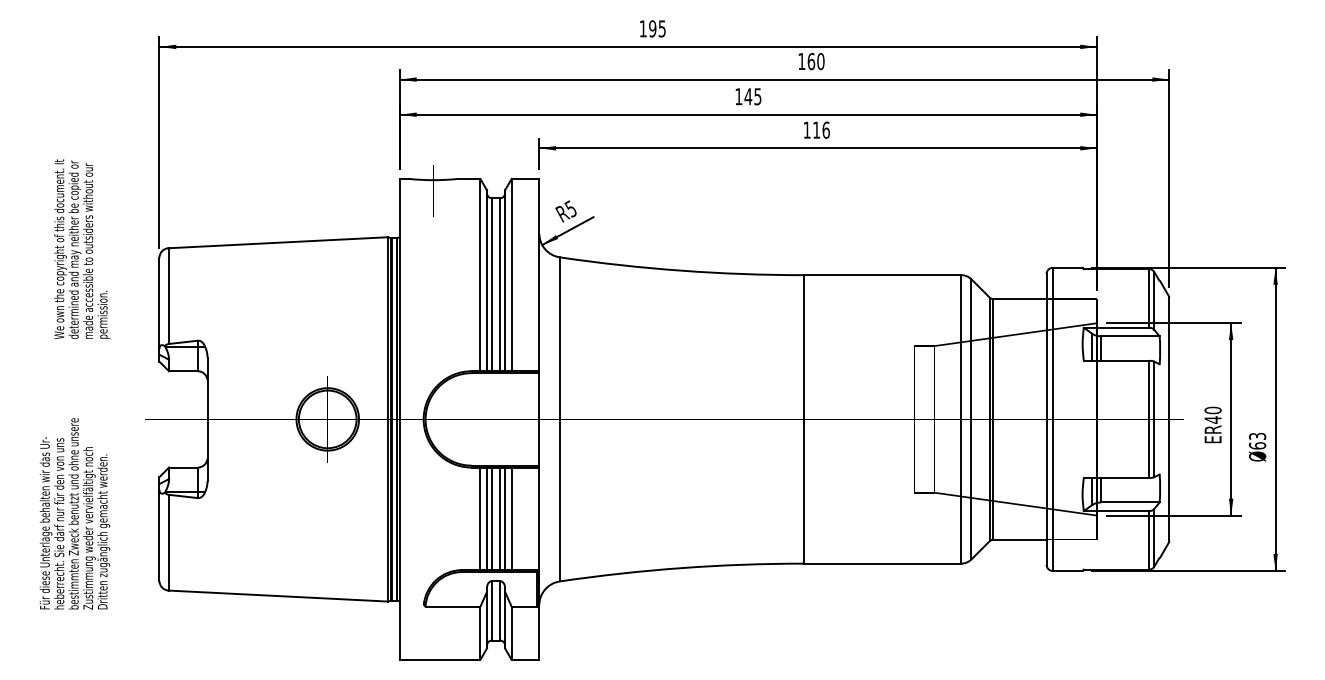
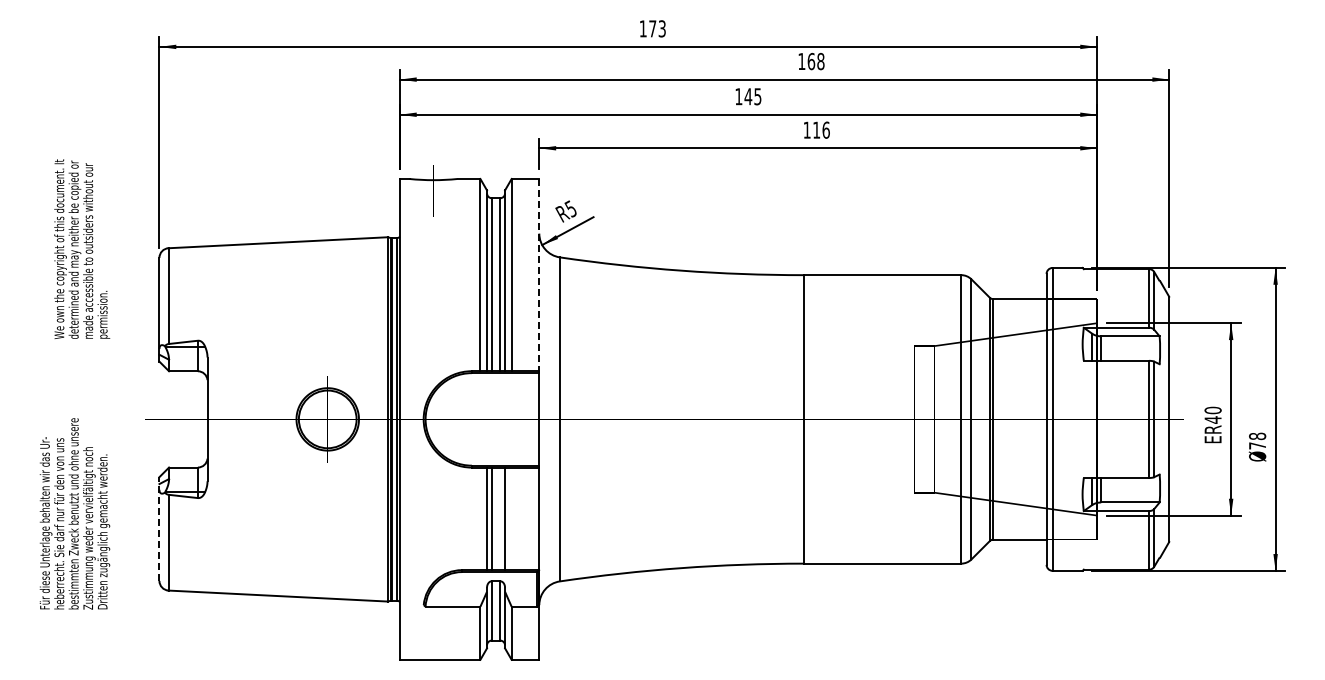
text: 195 -> 173 (657, 28)
text: 160 -> 168 (820, 61)
line: solid -> dashed (539, 275)
text: 63 -> 78 (1257, 440)
line: present -> none (480, 518)
line: present -> none (500, 518)
line: present -> none (511, 518)
line: solid -> dashed (159, 529)
